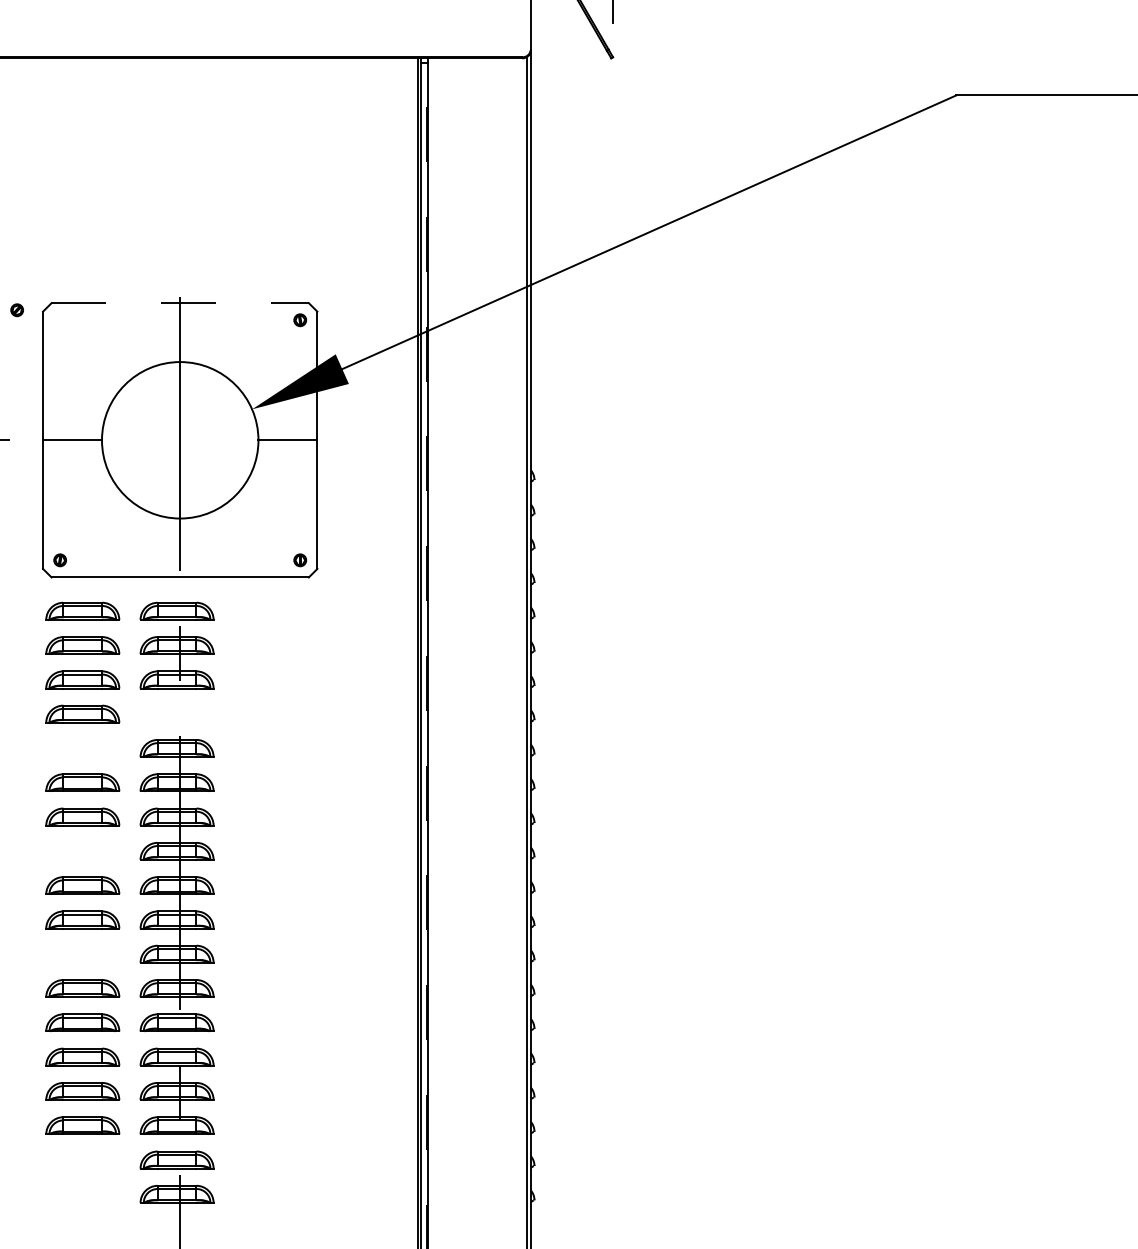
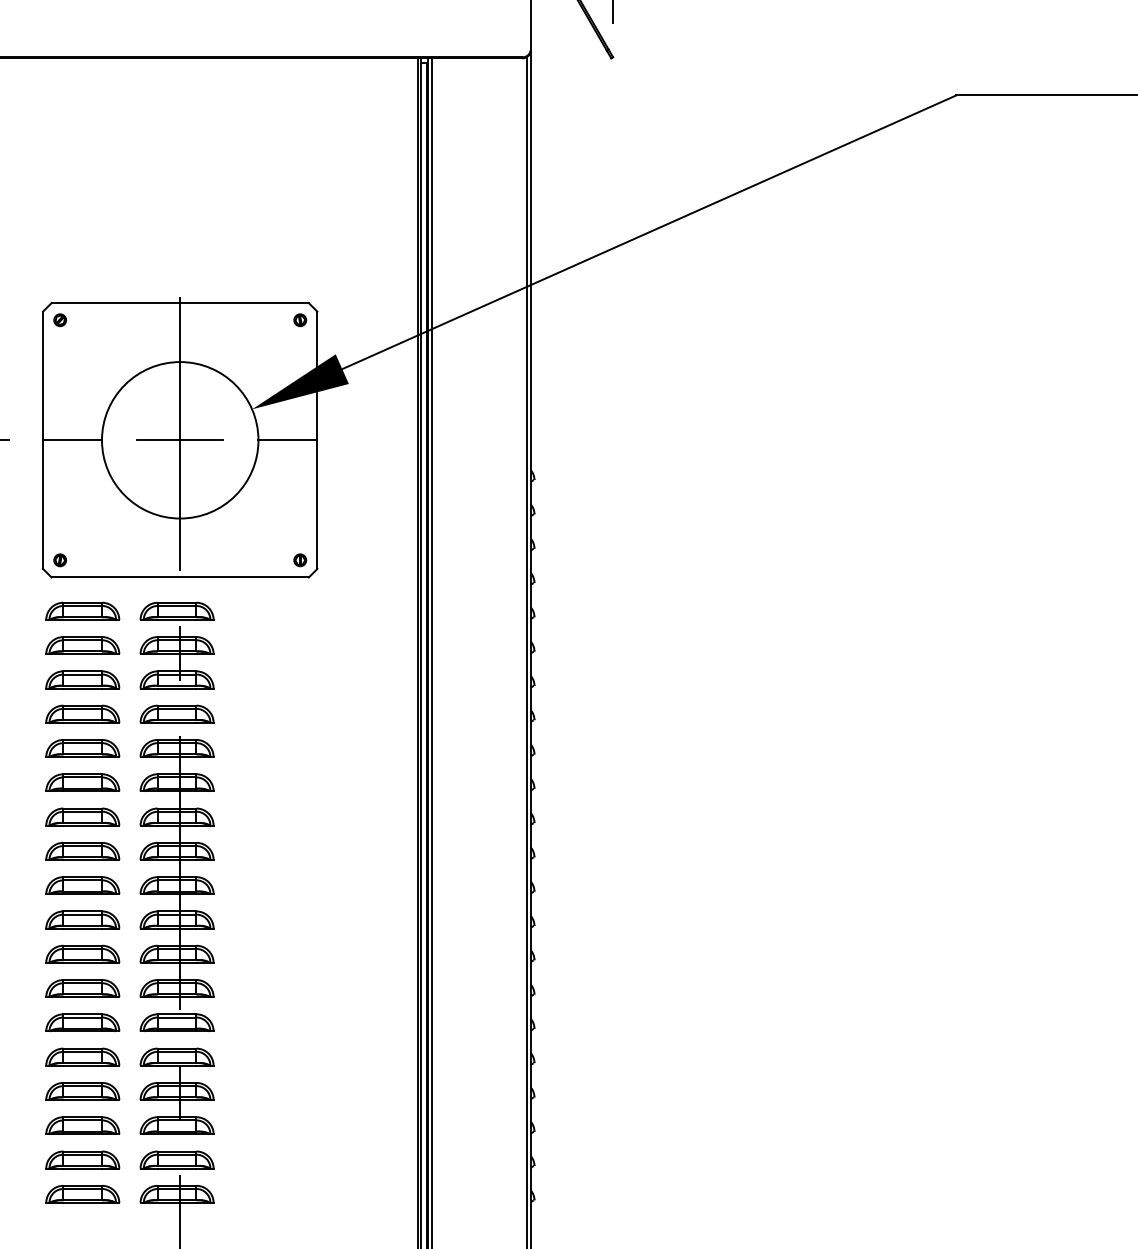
line: dashed -> solid (180, 303)
part position: (16, 310) -> (59, 320) (59, 320)
line: none -> present (180, 440)
line: none -> present (431, 651)
line: dashed -> solid (426, 655)
part: none -> present (176, 713)
part: none -> present (82, 748)
part: none -> present (82, 851)
part: none -> present (82, 953)
part: none -> present (82, 1159)
part: none -> present (82, 1193)
